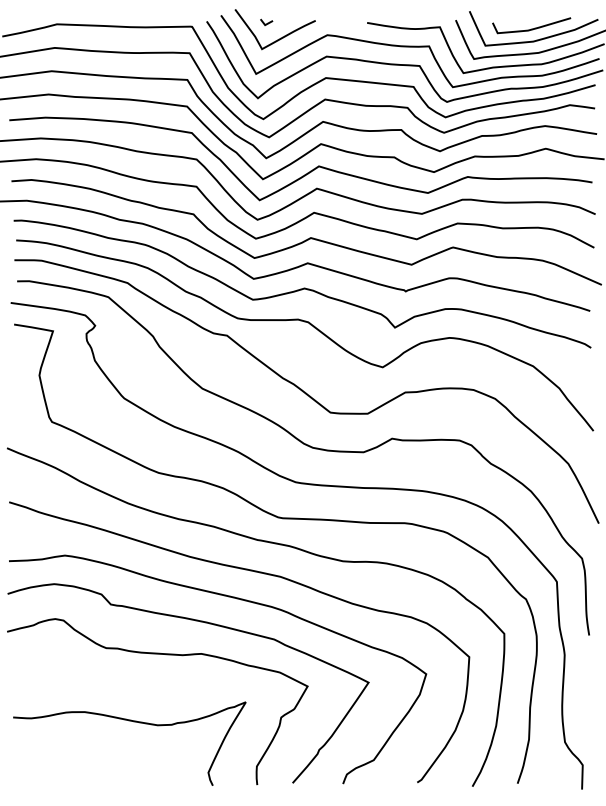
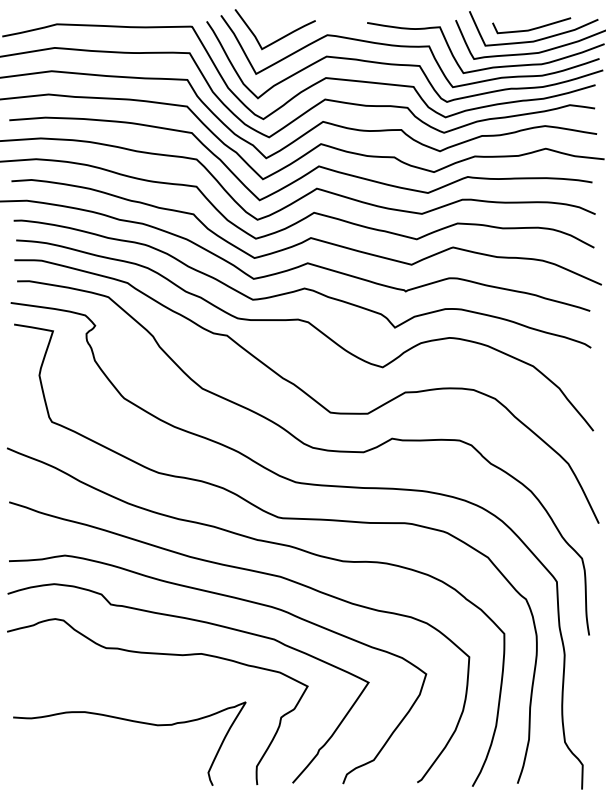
line: present -> none (267, 22)
